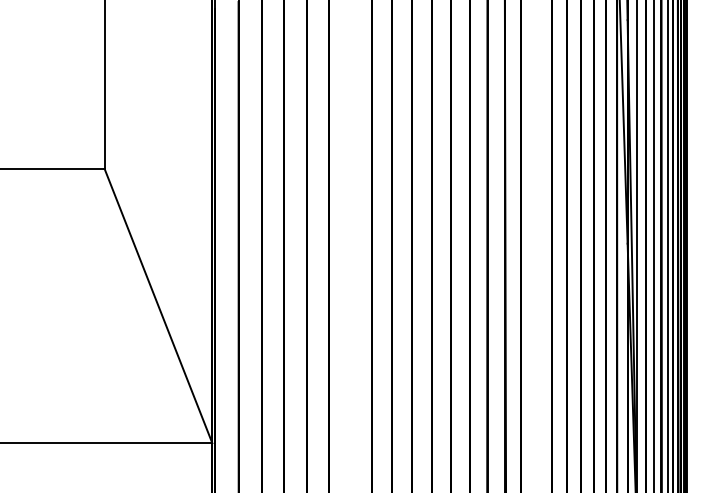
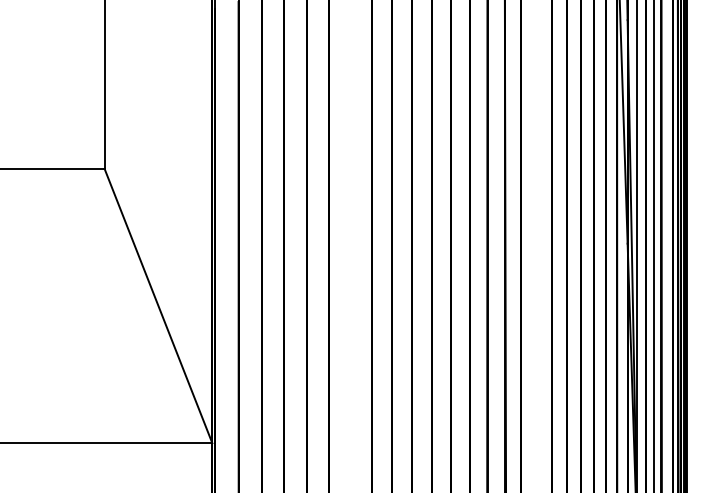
line: present -> none (667, 245)
